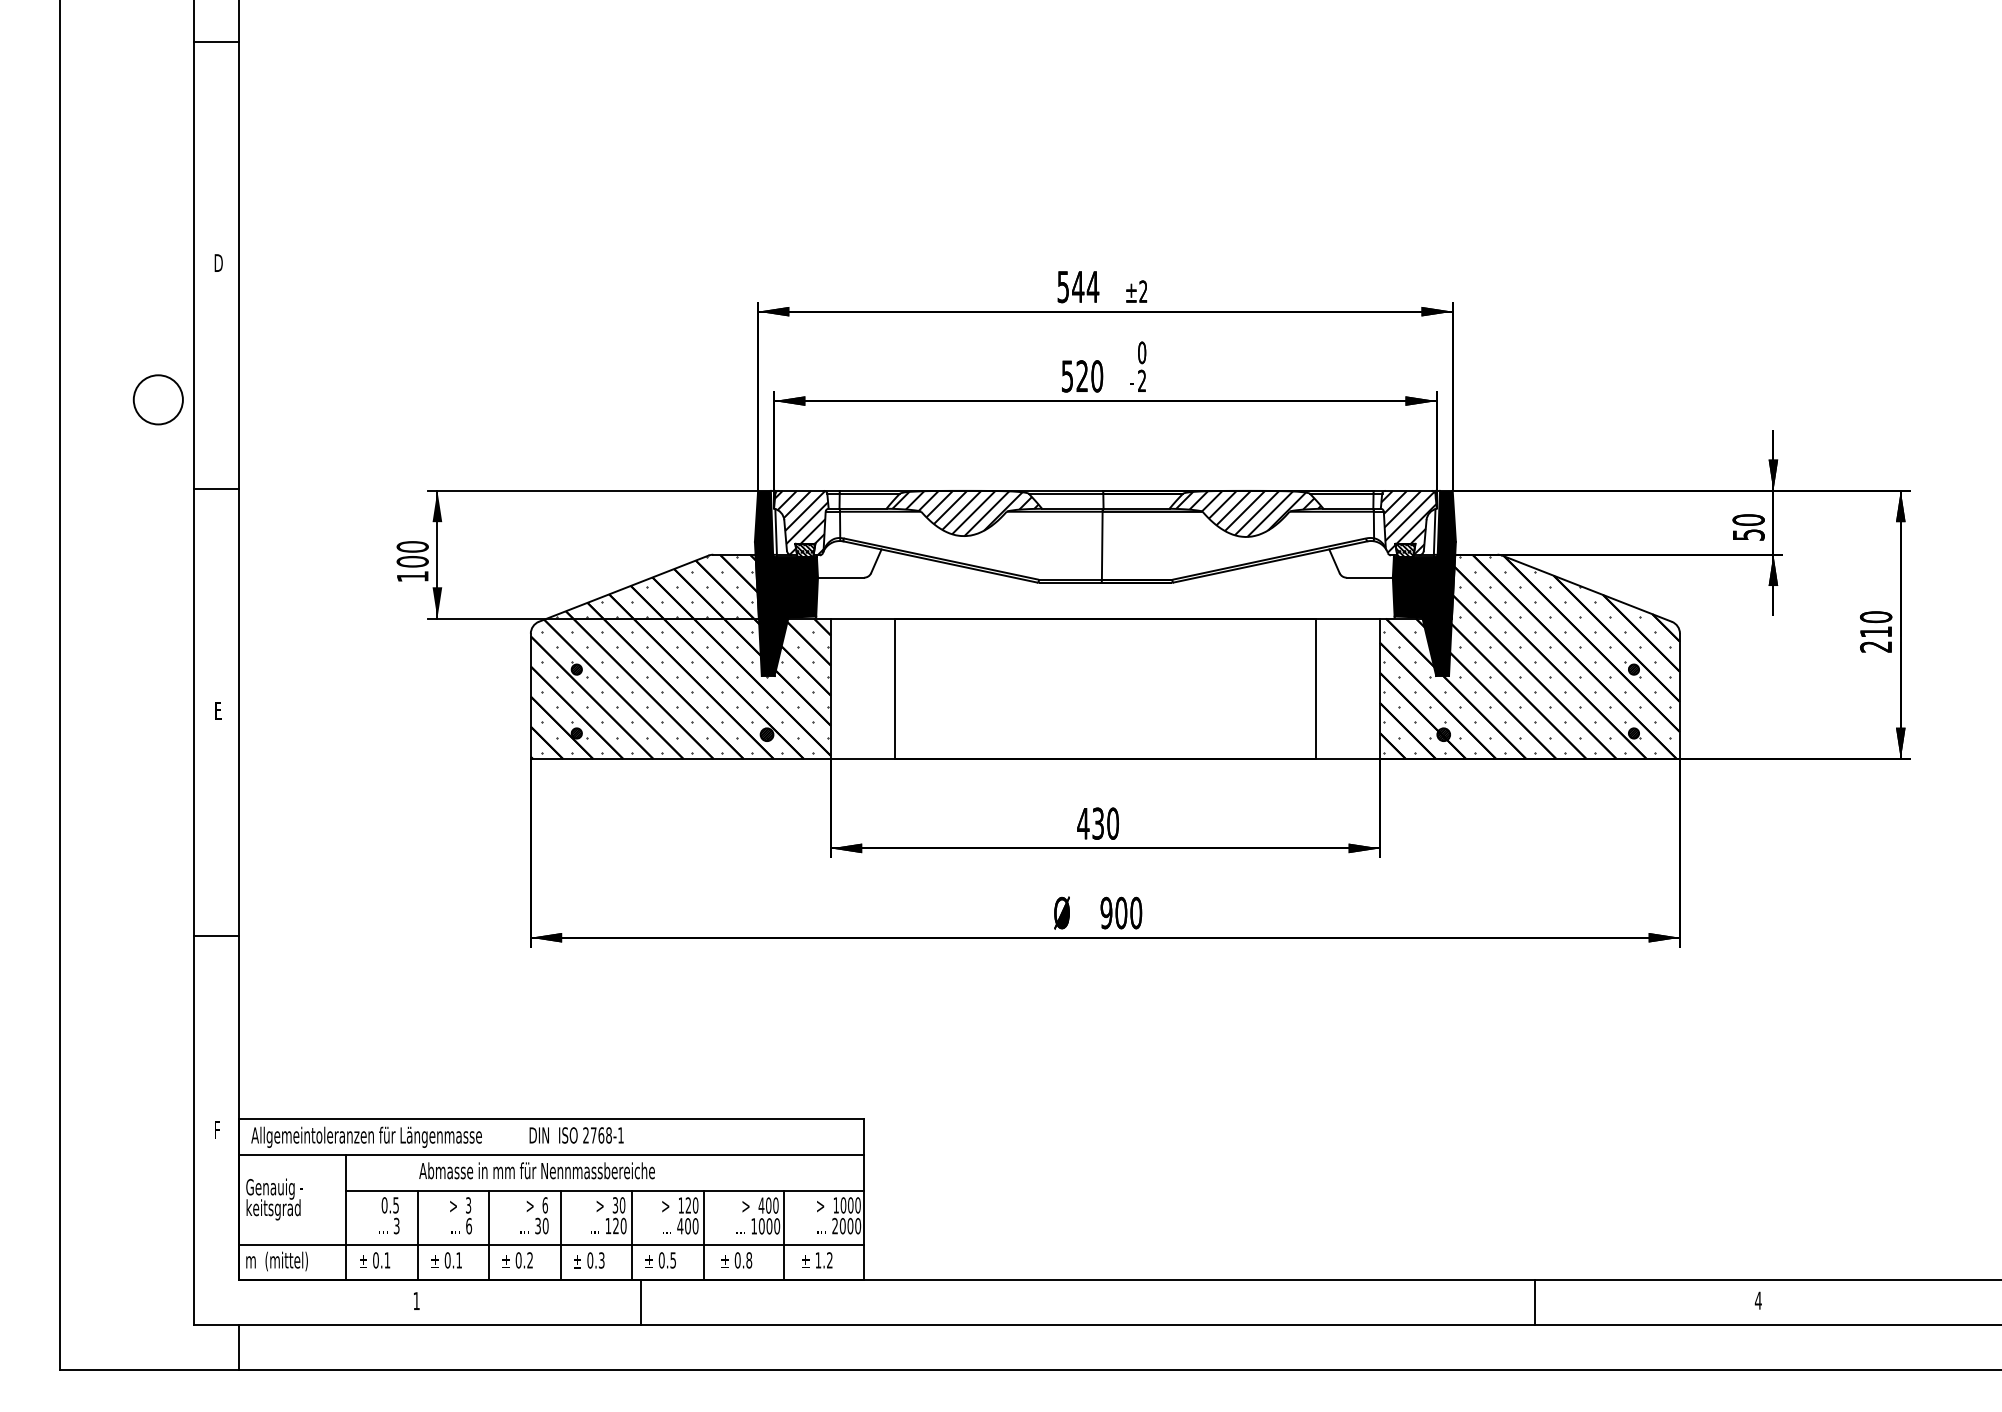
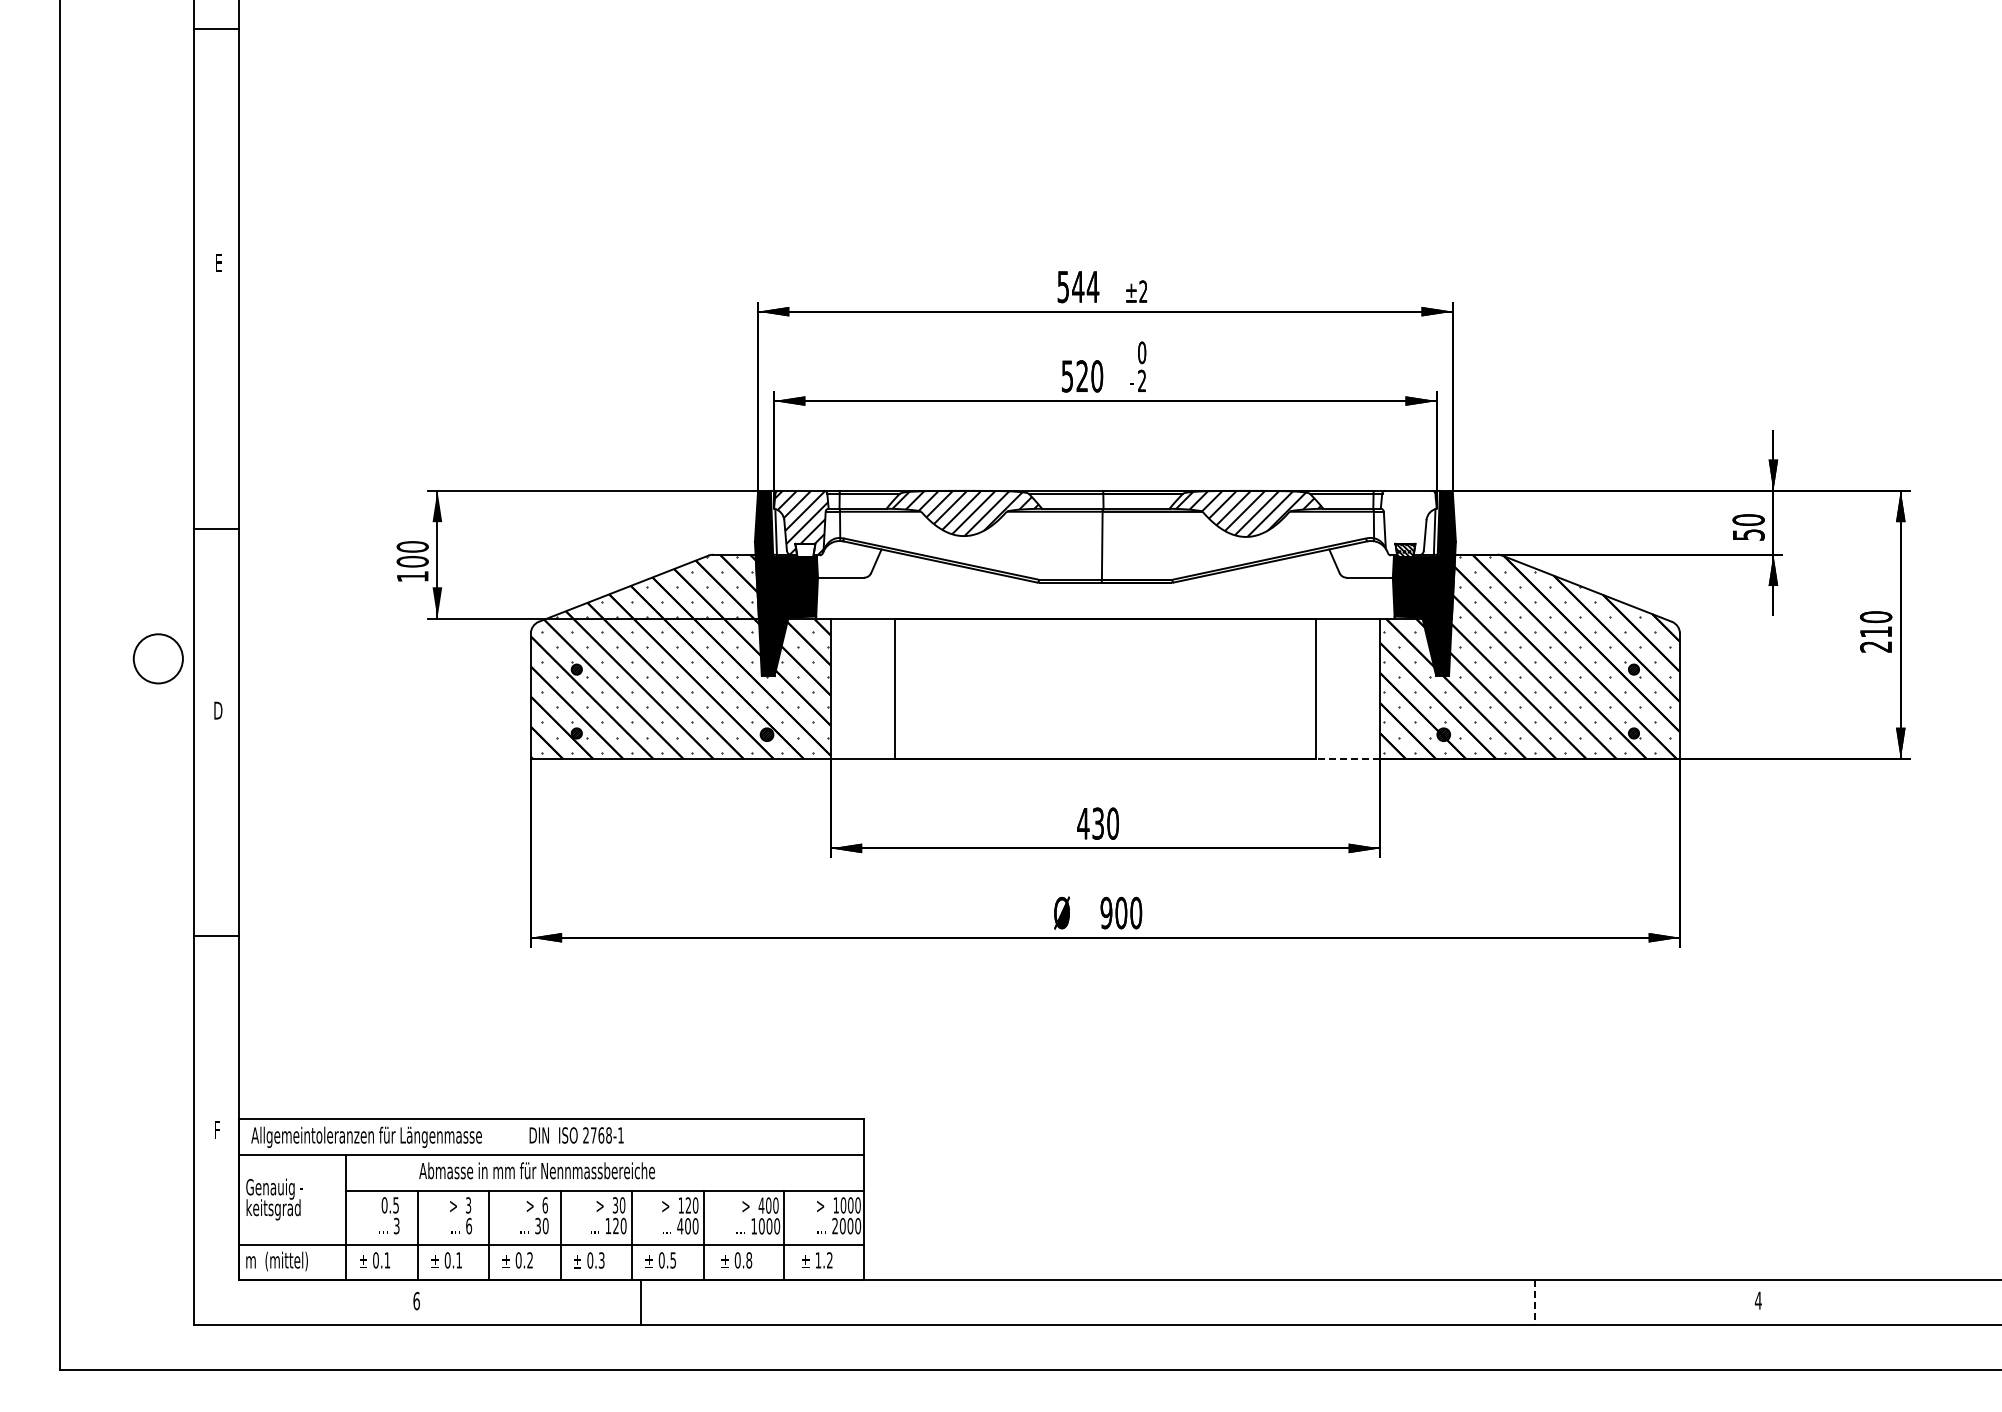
line position: (216, 42) -> (216, 29) (216, 29)
text: D -> E (218, 262)
circle position: (157, 399) -> (157, 658) (157, 658)
line position: (216, 489) -> (216, 529) (216, 529)
hatch: present -> none (1408, 522)
hatch: present -> none (805, 550)
text: E -> D (218, 710)
line: solid -> dashed (1348, 759)
text: 1 -> 6 (416, 1301)
line: solid -> dashed (1534, 1303)
line: present -> none (238, 1346)
